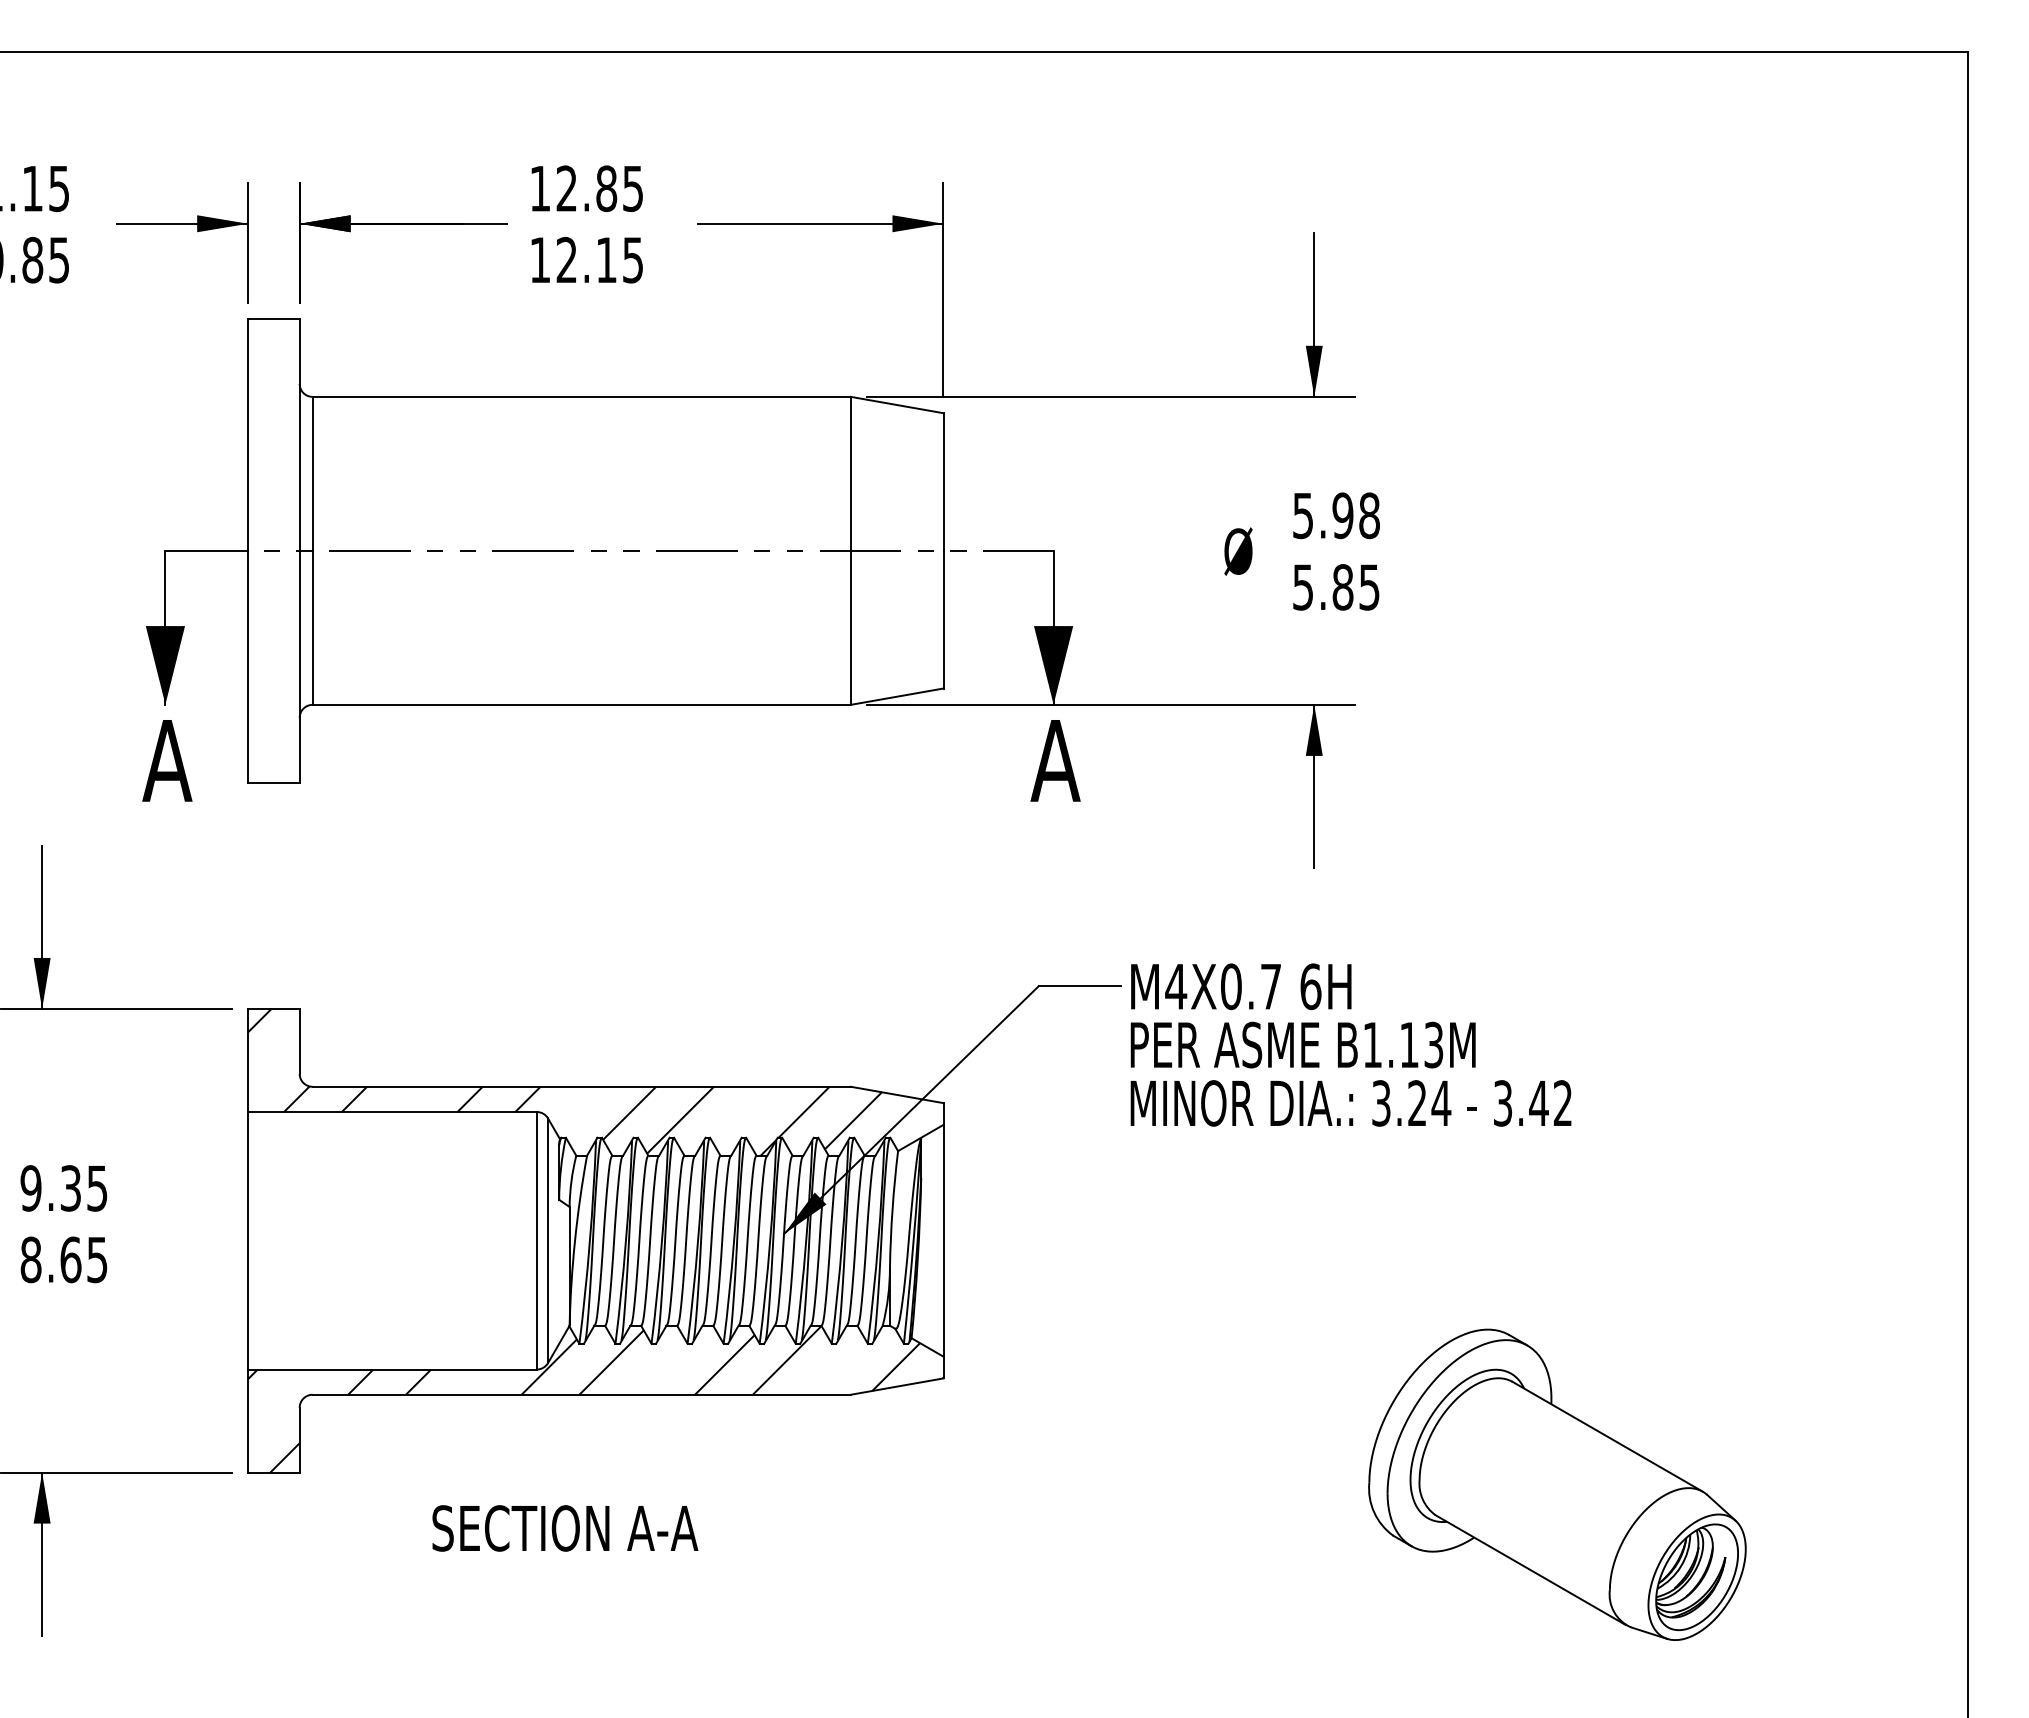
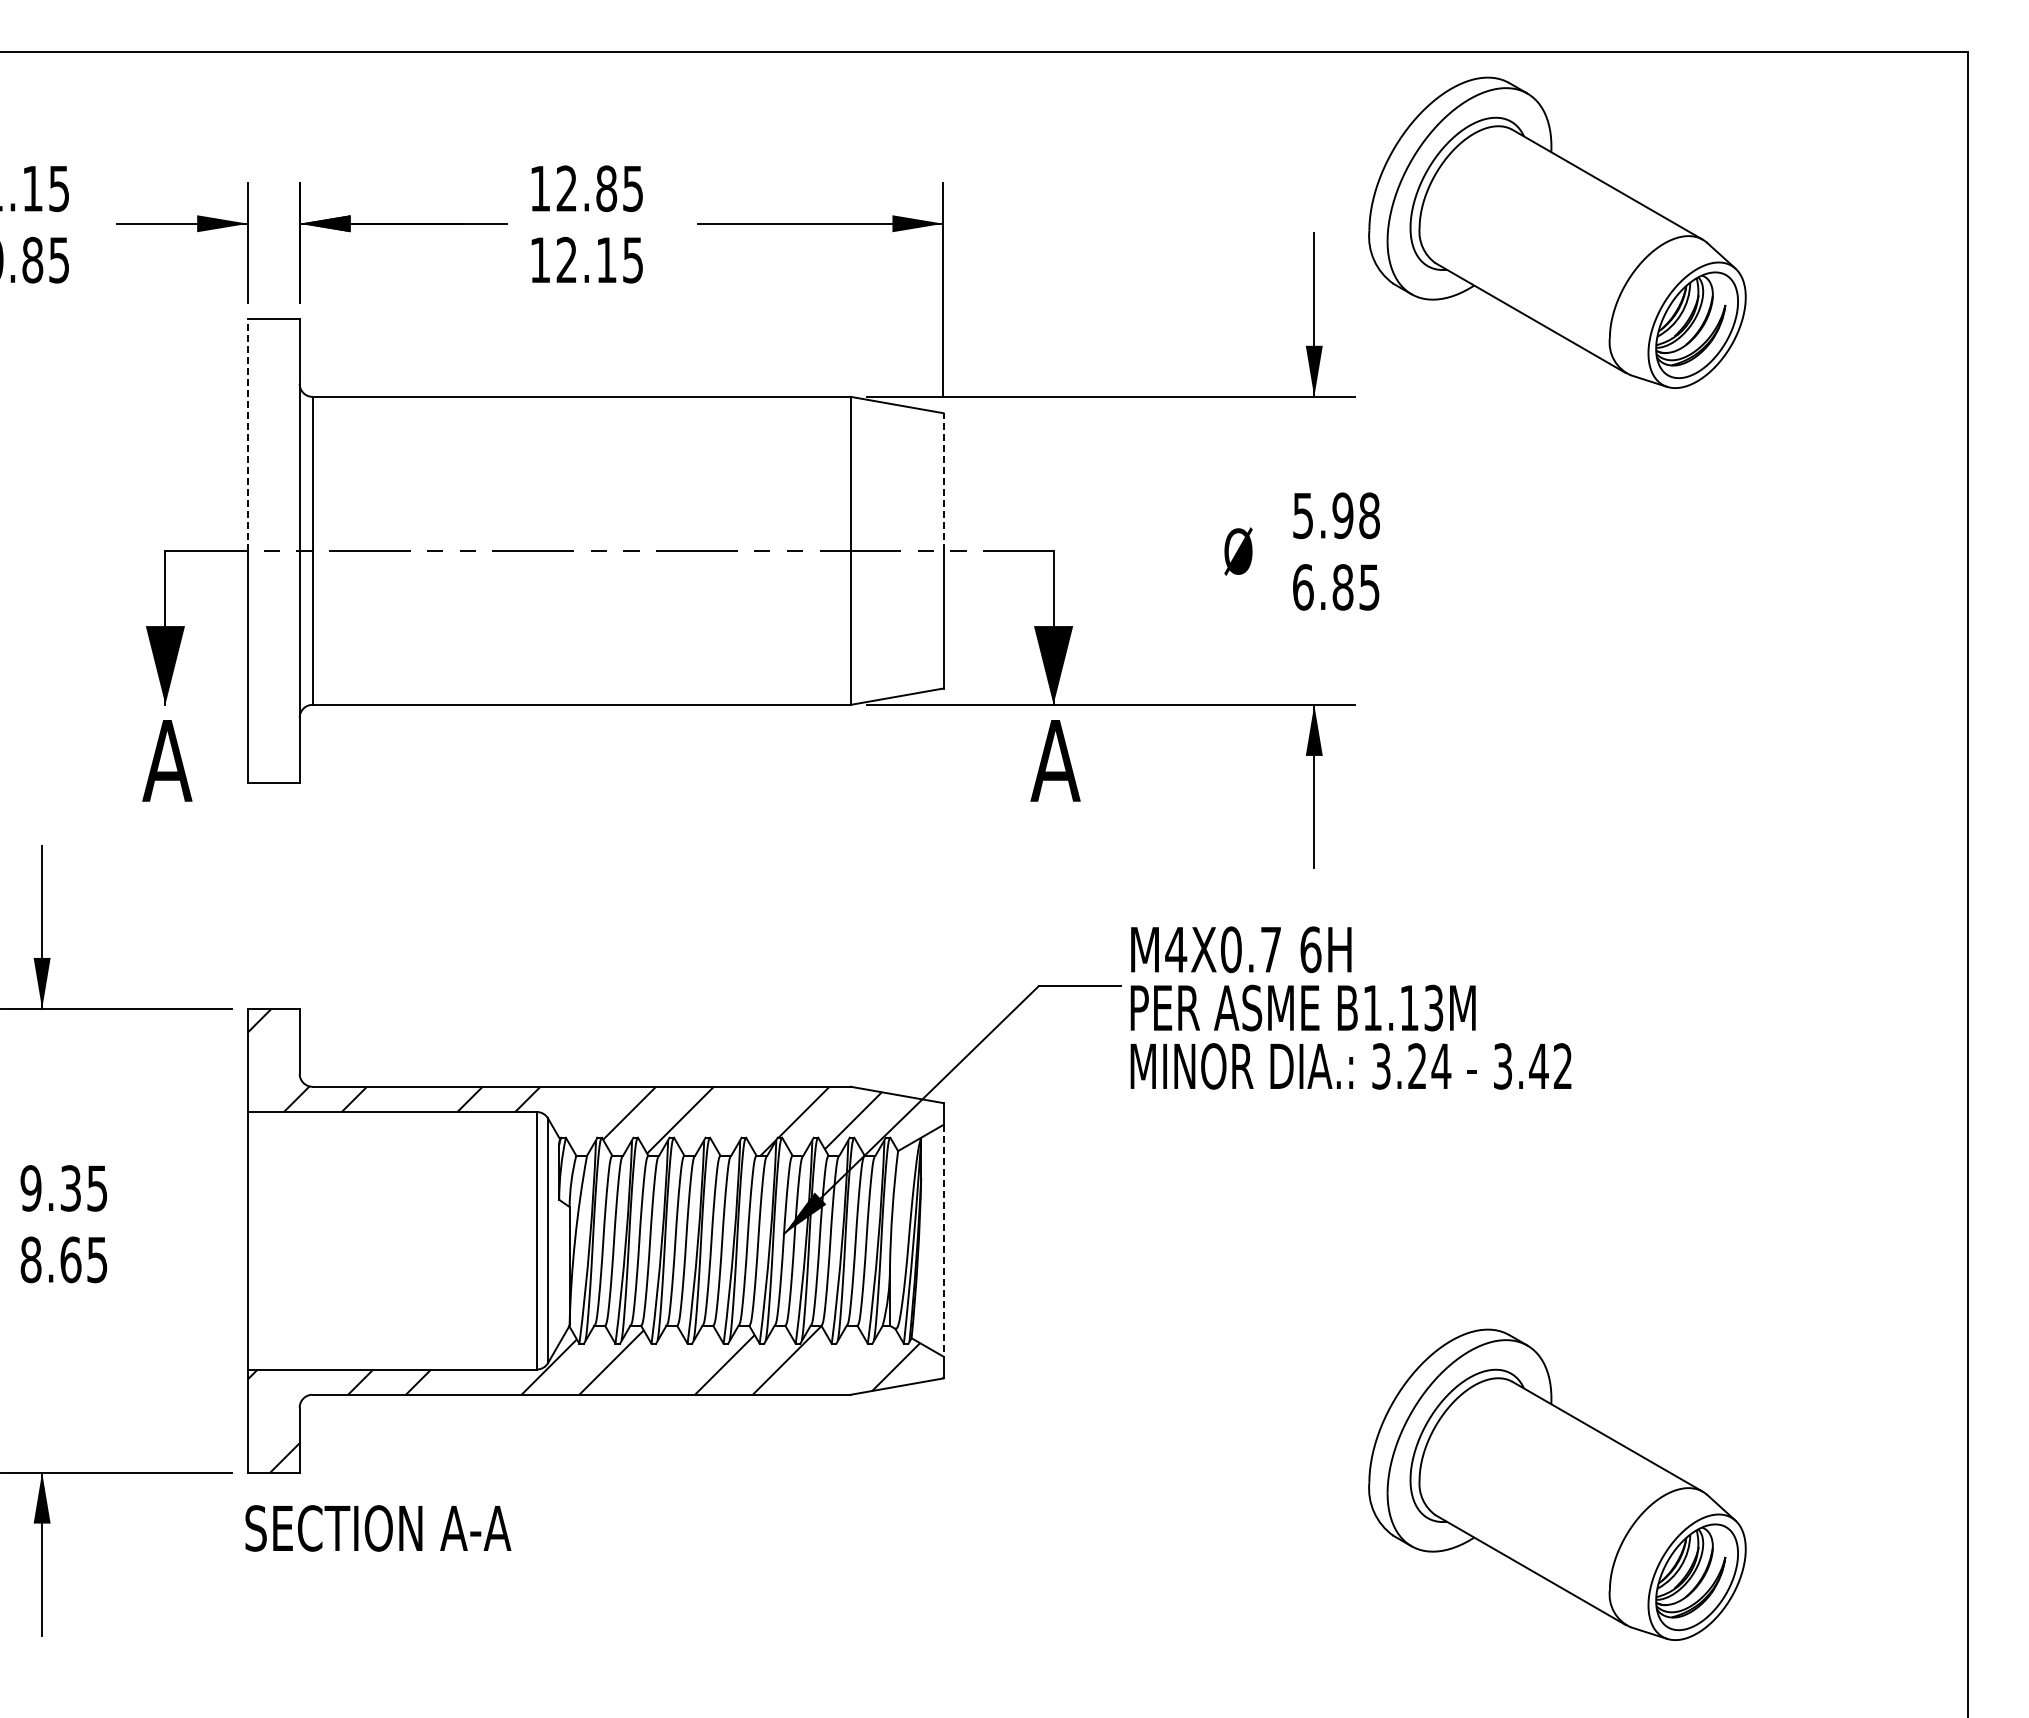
part: none -> present (1557, 232)
line: solid -> dashed (248, 434)
line: solid -> dashed (943, 482)
text: 5.85 -> 6.85 (1303, 587)
text position: (1350, 1044) -> (1350, 1007) (1350, 1007)
line: solid -> dashed (943, 1240)
text position: (565, 1528) -> (378, 1528) (378, 1528)
